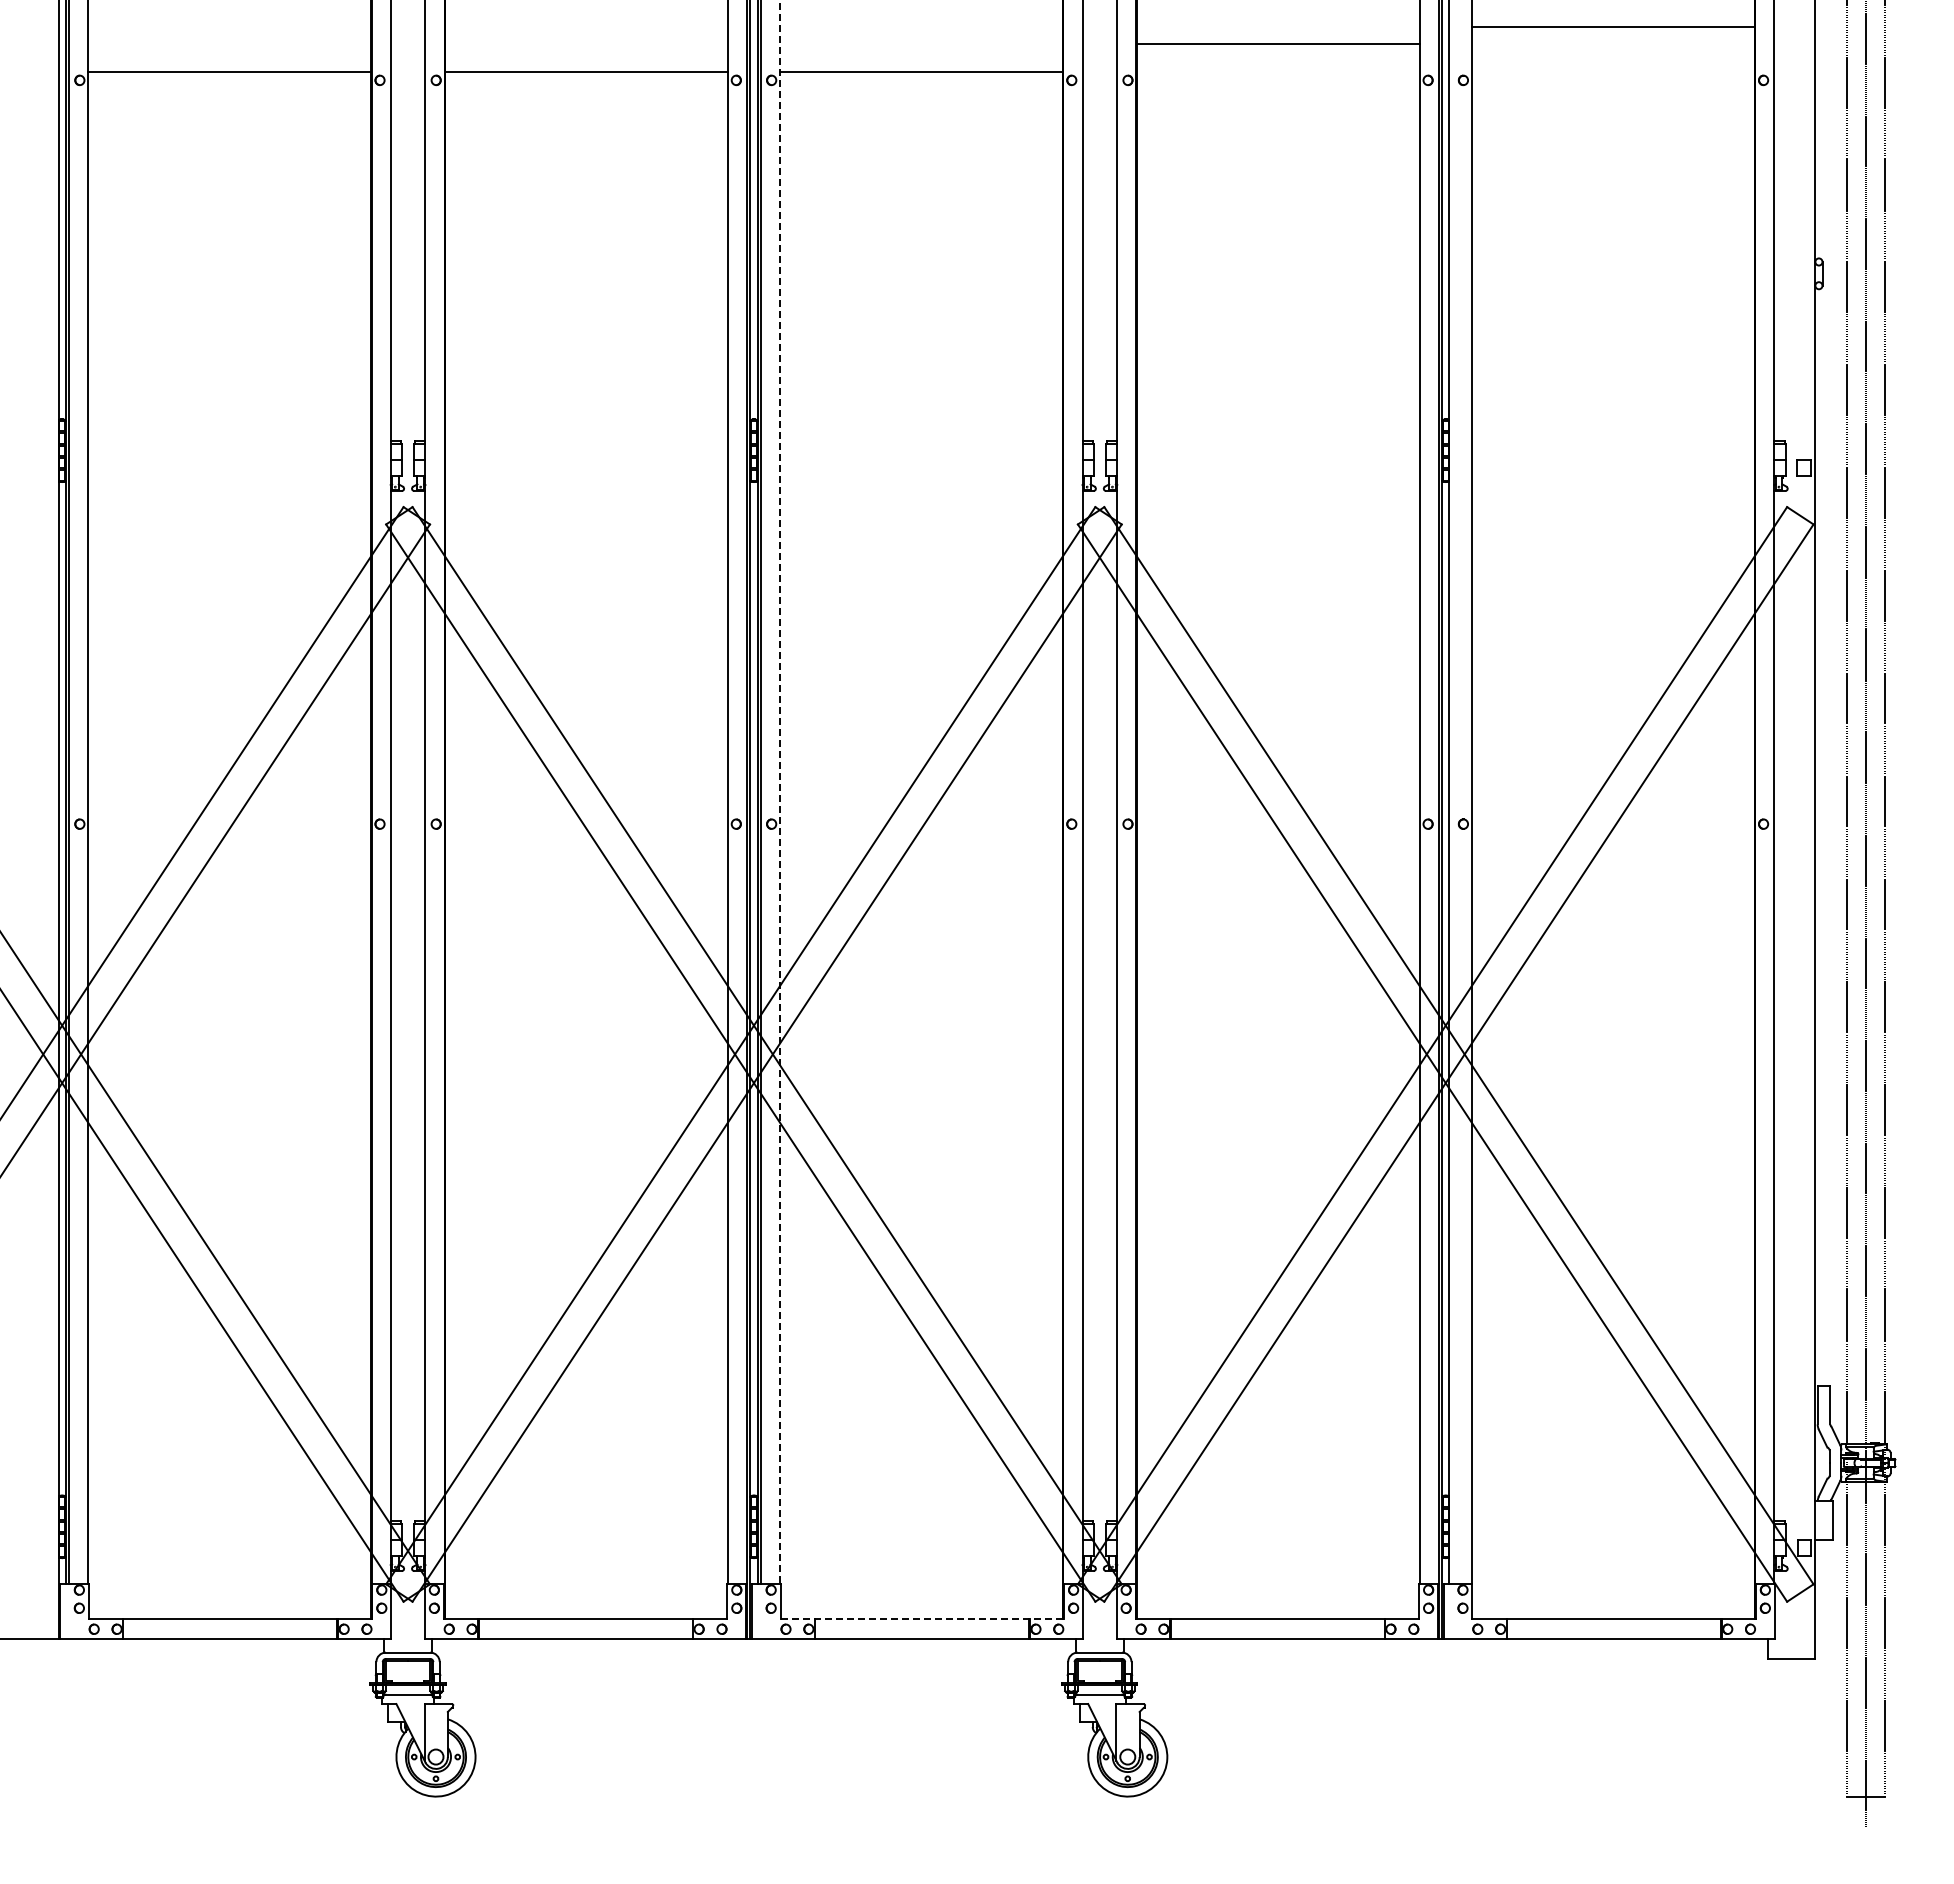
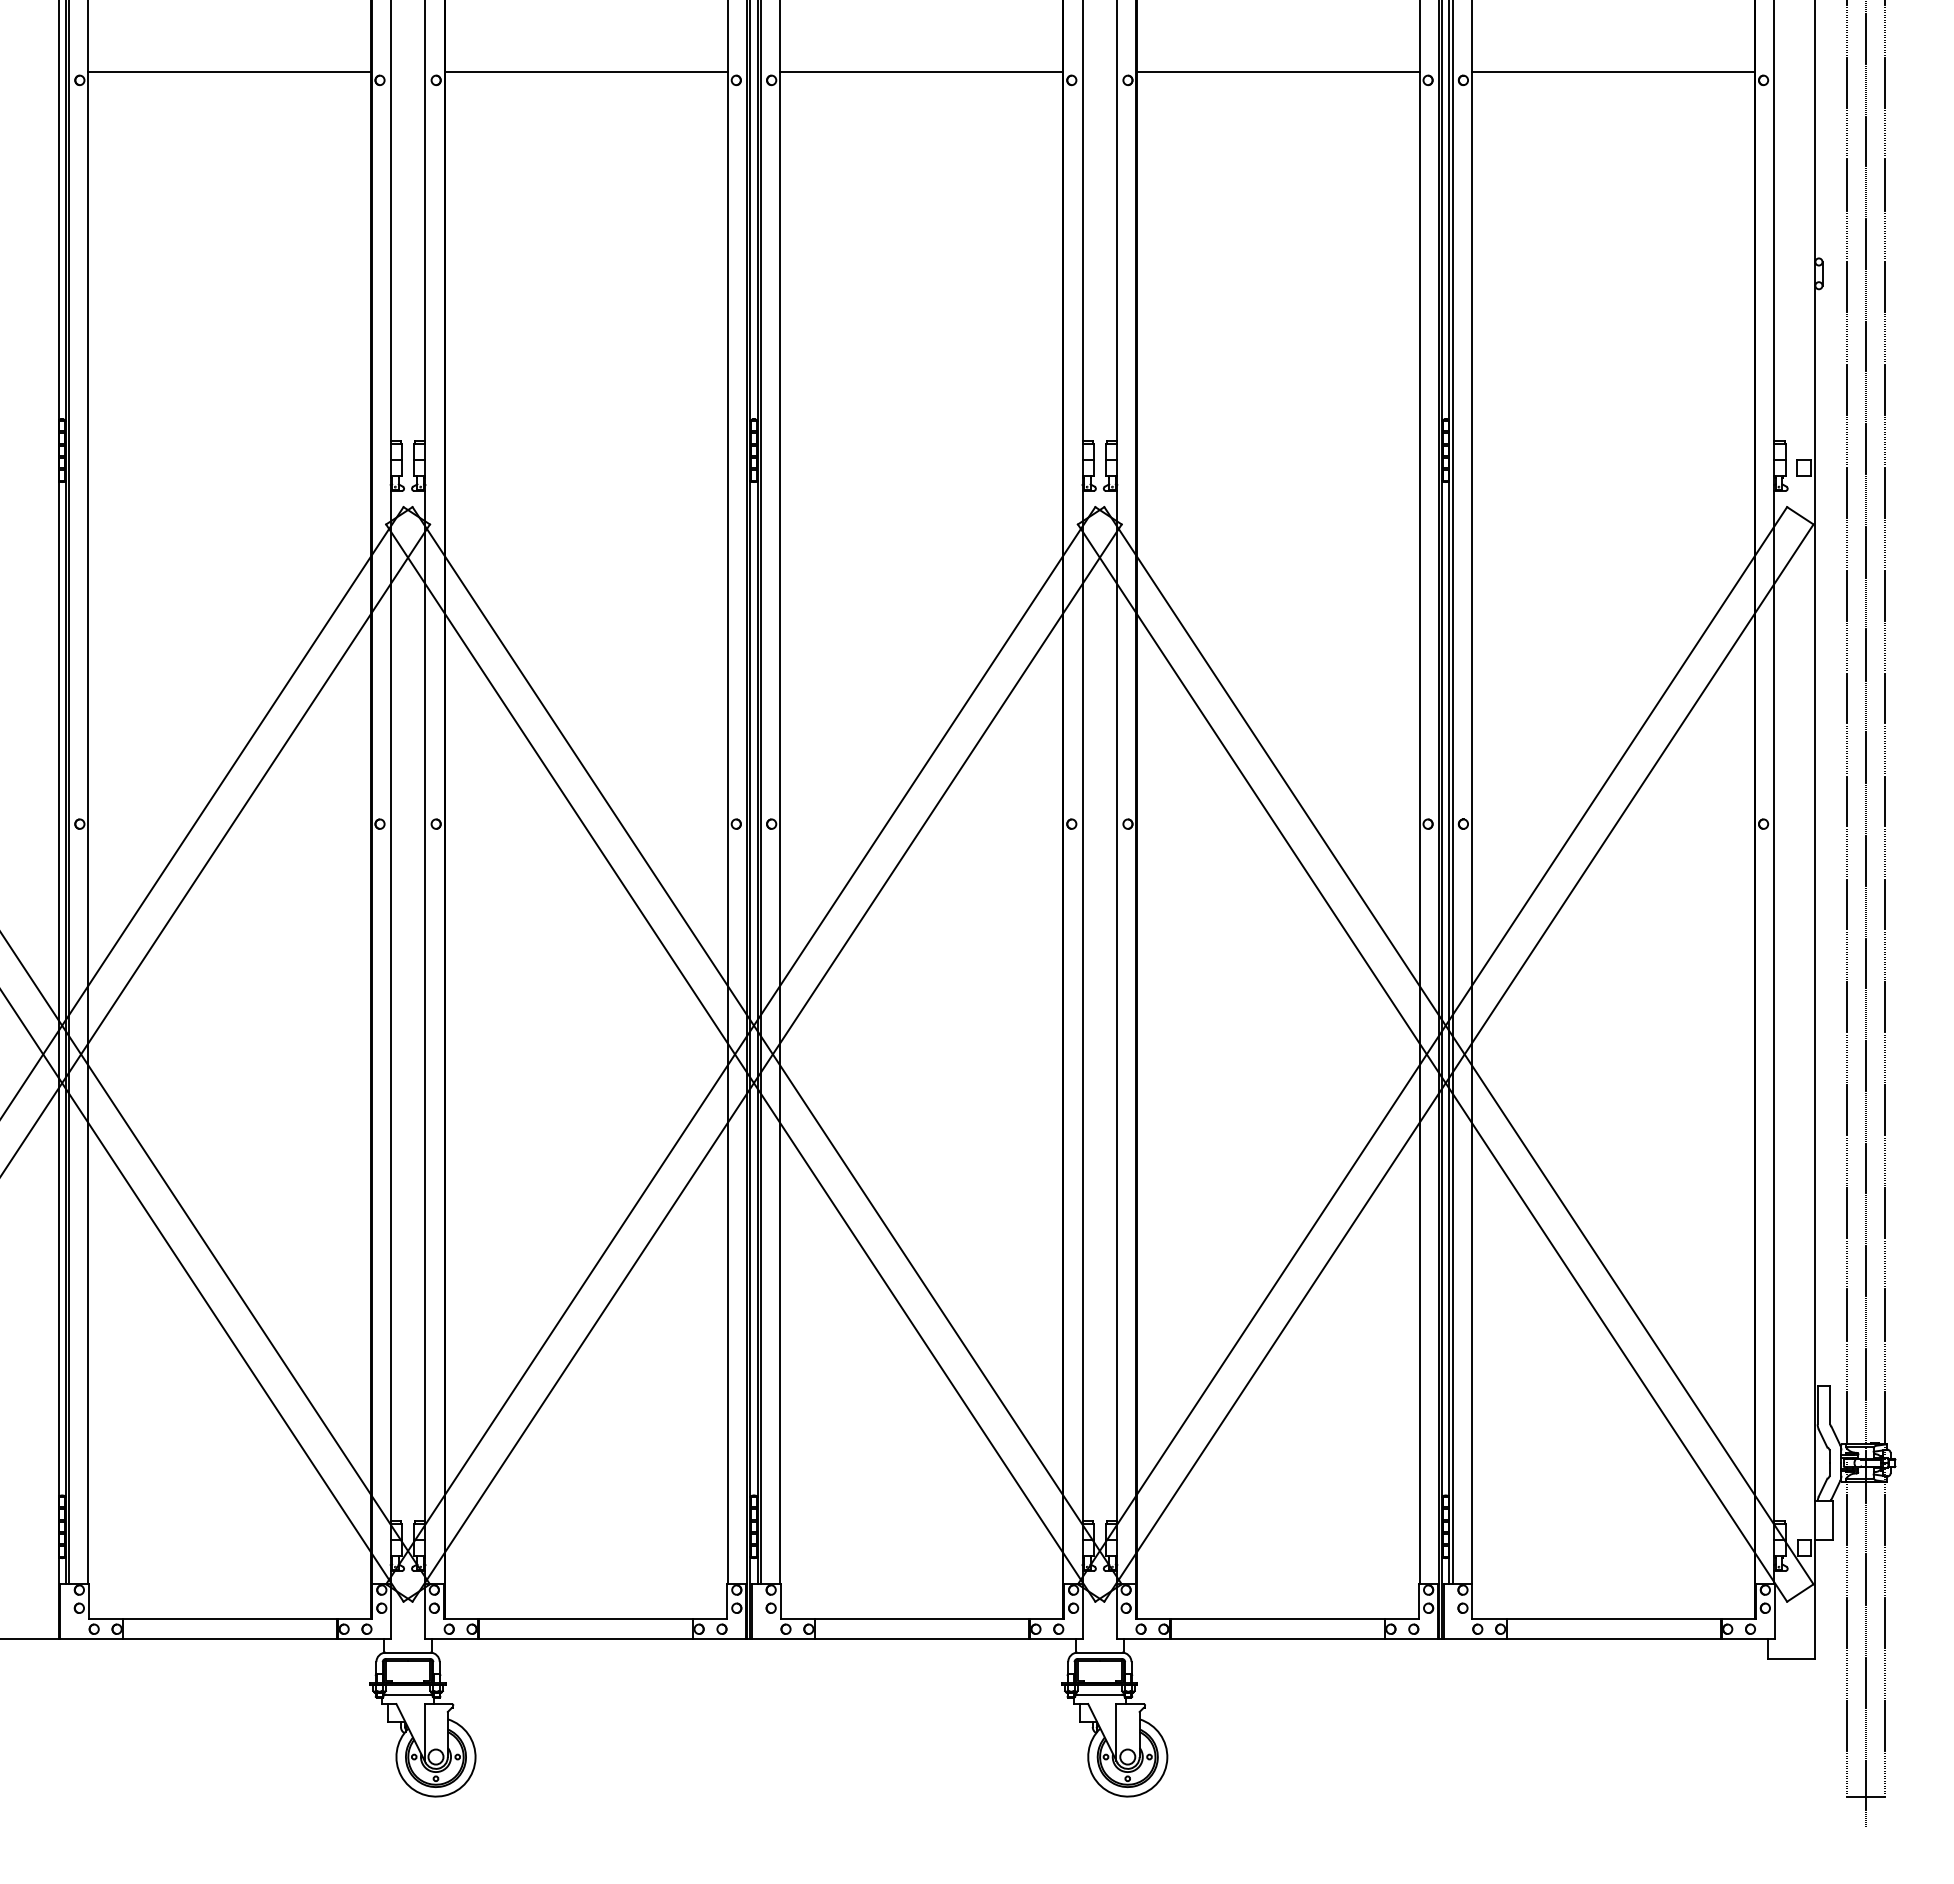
line position: (1612, 27) -> (1612, 72) (1612, 72)
line position: (1277, 44) -> (1277, 72) (1277, 72)
line: dashed -> solid (780, 792)
line: none -> present (1452, 792)
line: dashed -> solid (922, 1619)
